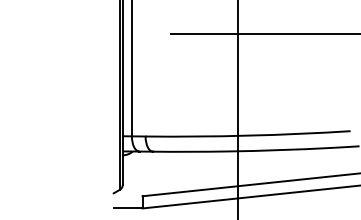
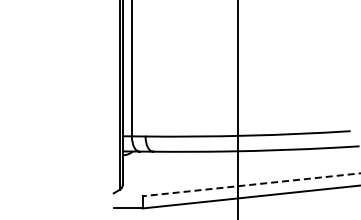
line: present -> none (263, 33)
line: solid -> dashed (251, 184)
